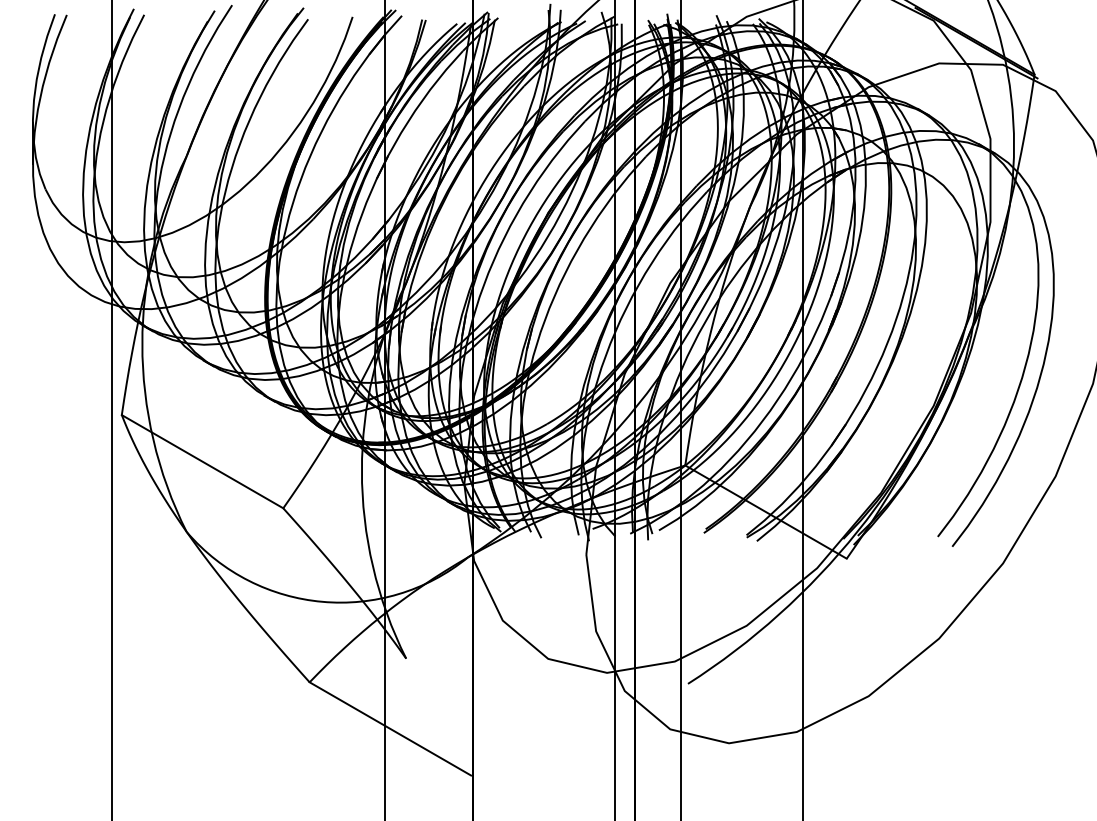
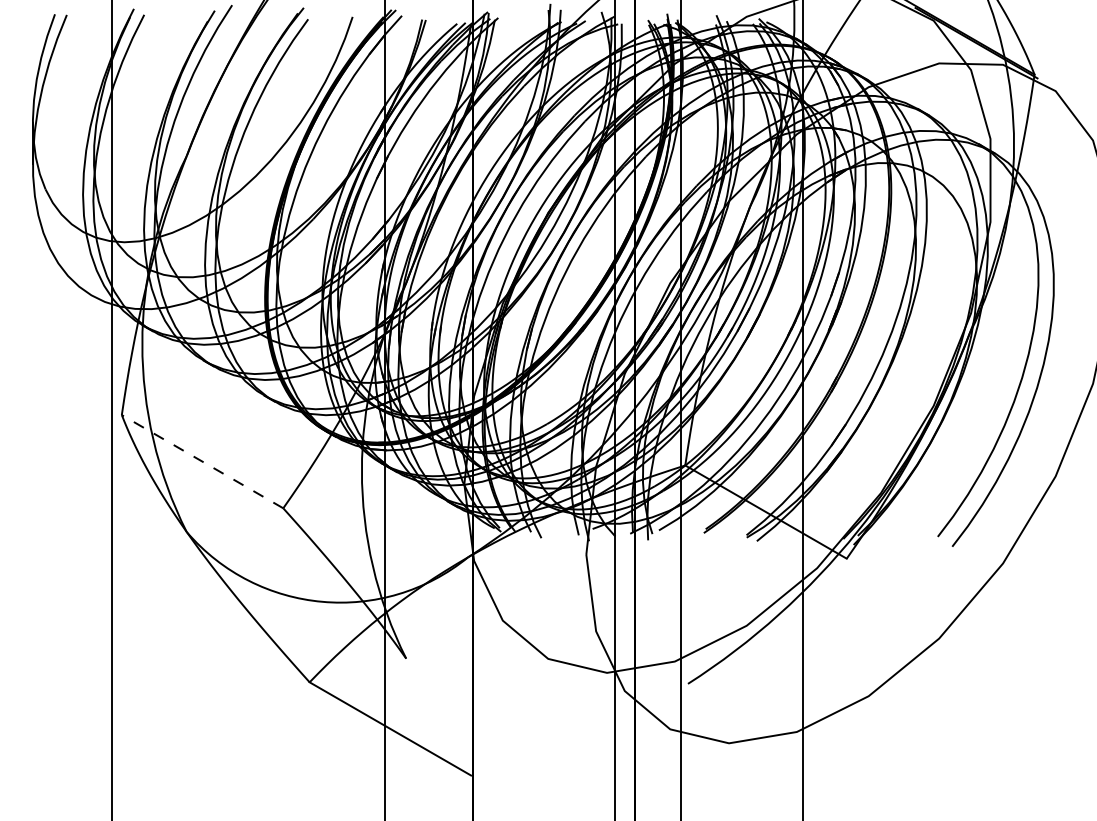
line: solid -> dashed (202, 461)
